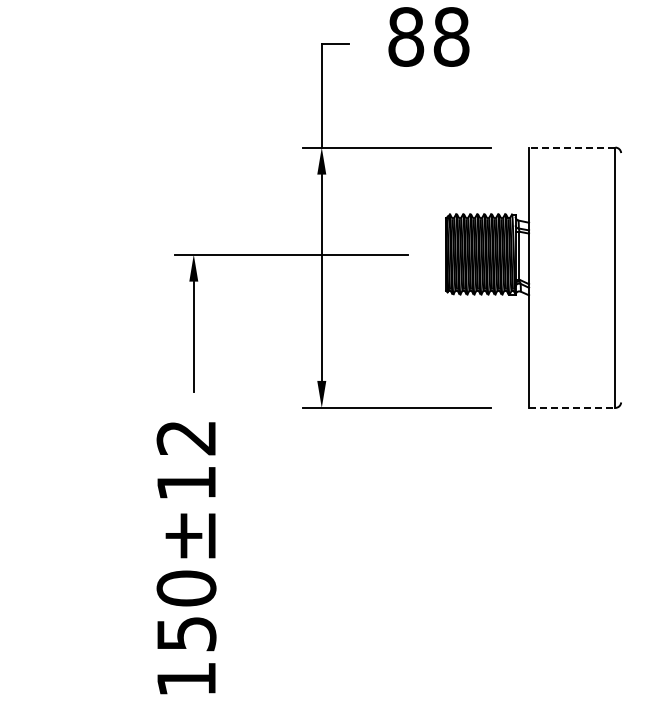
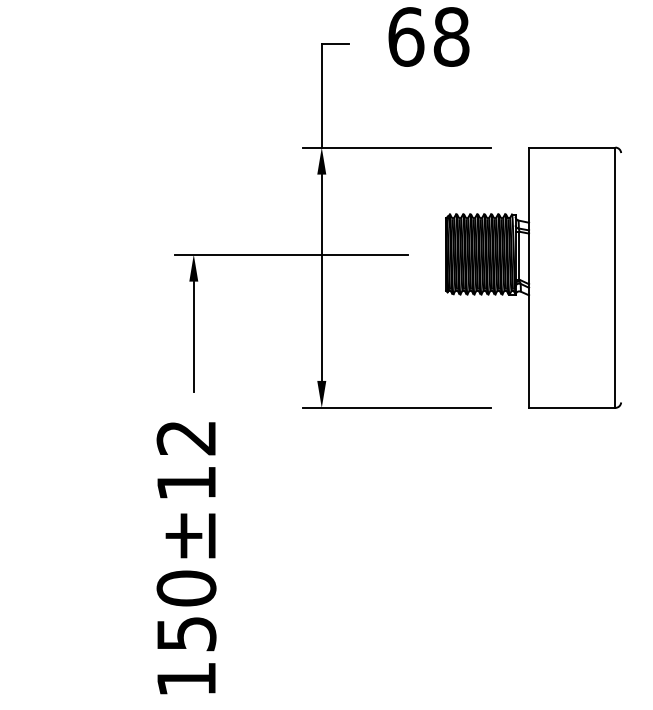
text: 88 -> 68 (406, 36)
line: dashed -> solid (571, 147)
line: dashed -> solid (572, 407)
